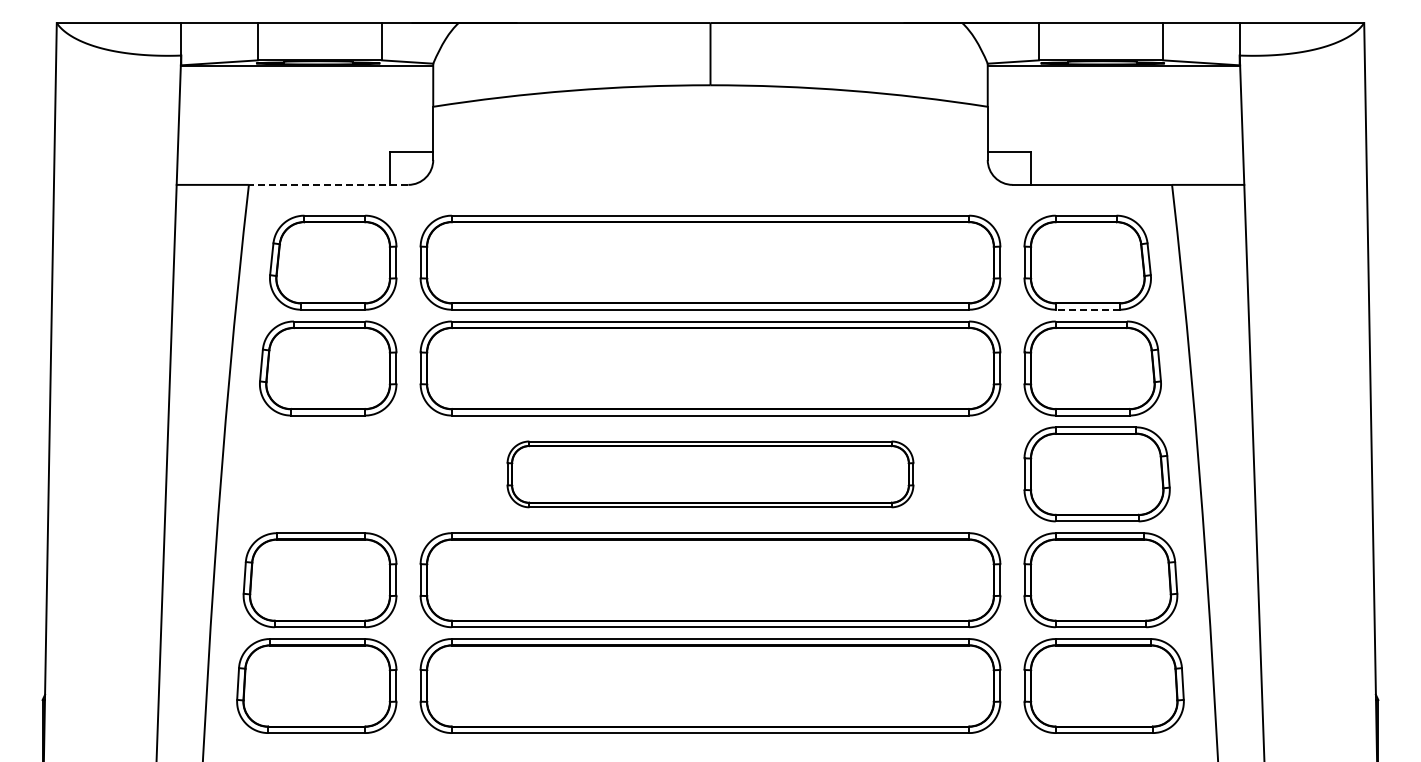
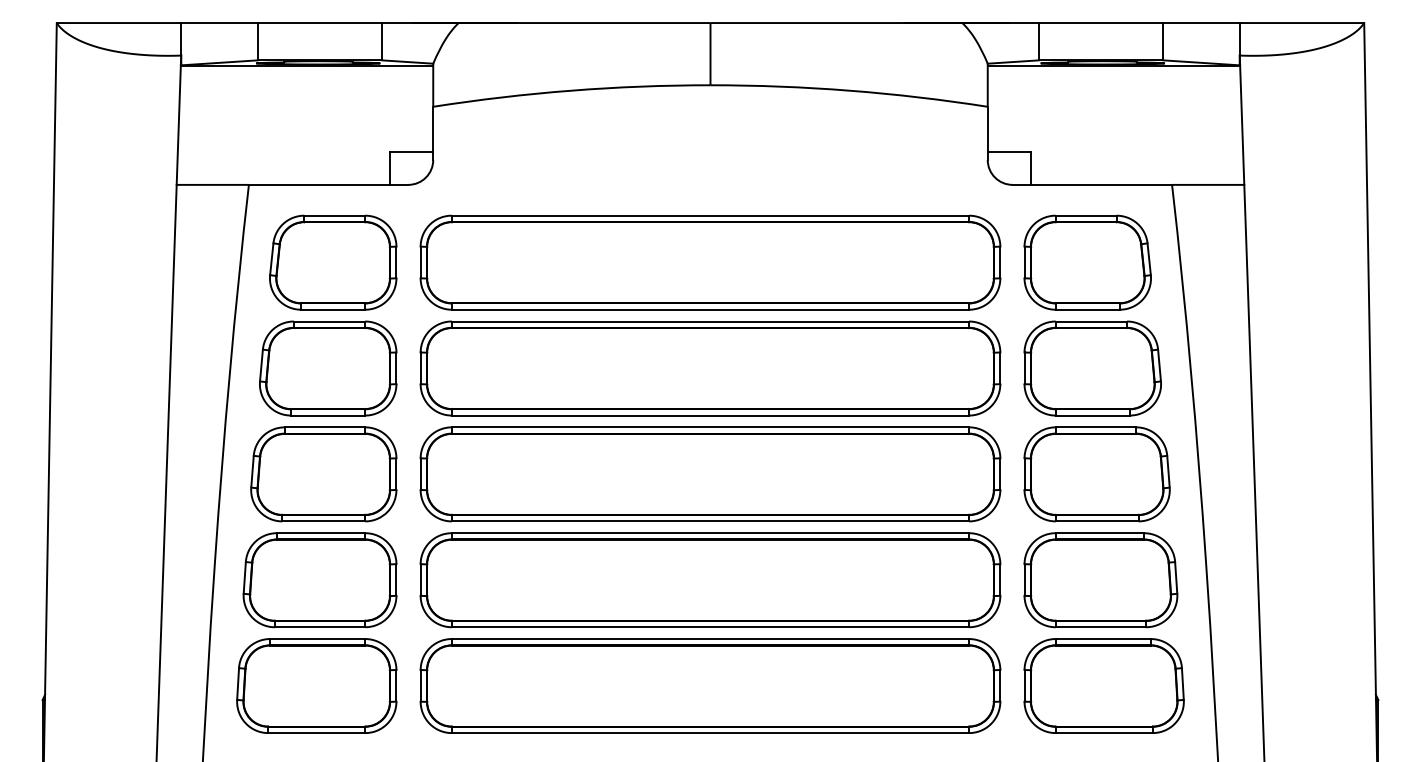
line: dashed -> solid (328, 184)
line: dashed -> solid (1087, 309)
part: none -> present (323, 474)
part size: 409x69 px -> 583x97 px (710, 474)
